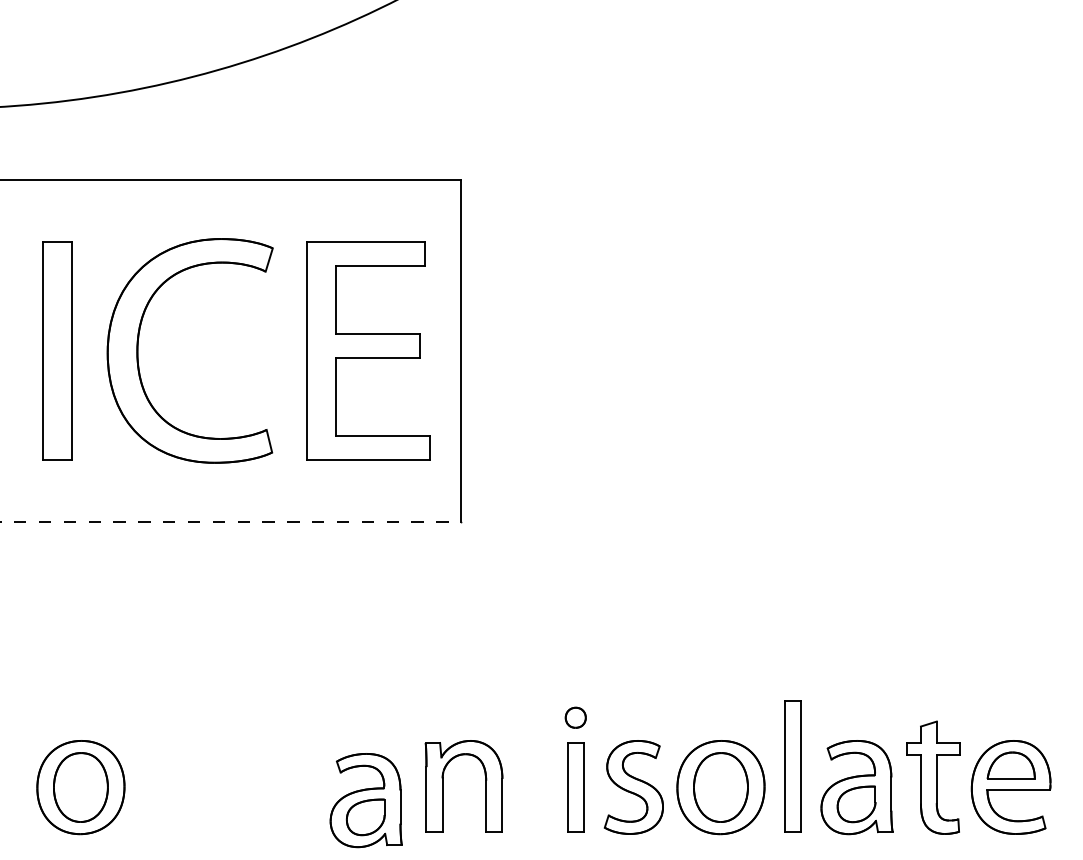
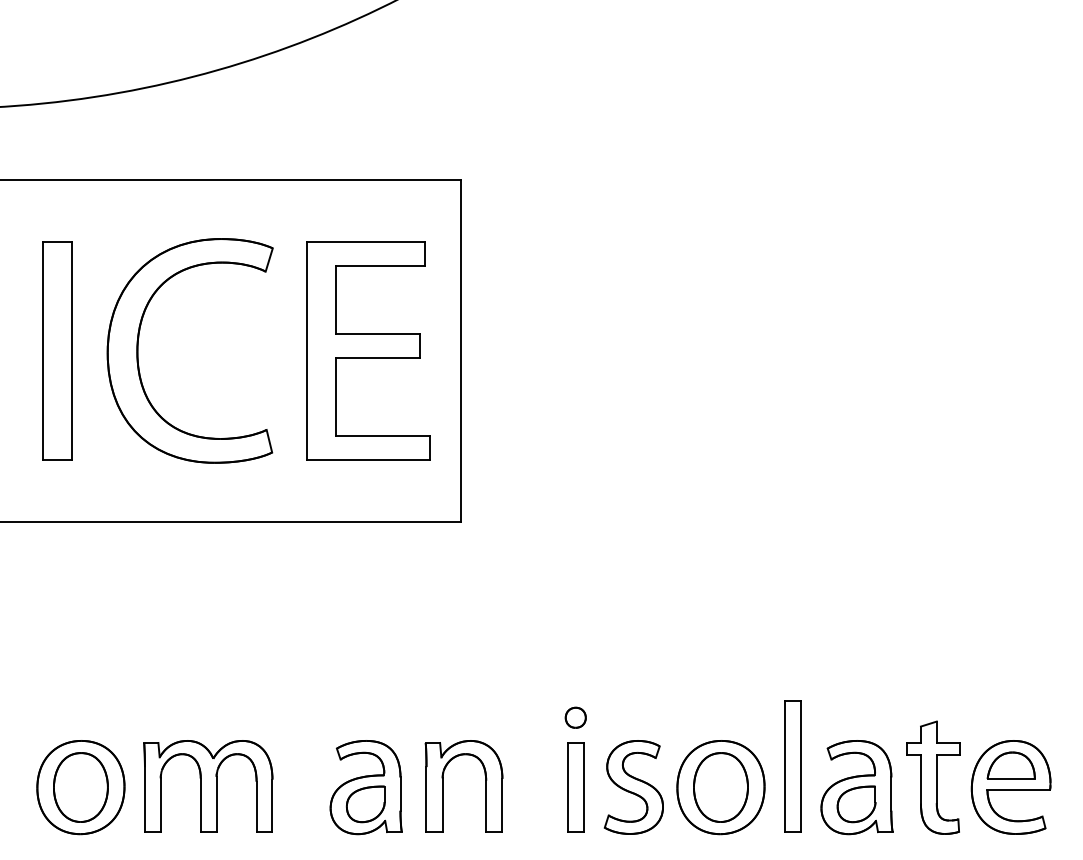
line: dashed -> solid (231, 521)
part: none -> present (208, 786)
part position: (365, 800) -> (365, 787) (365, 787)
